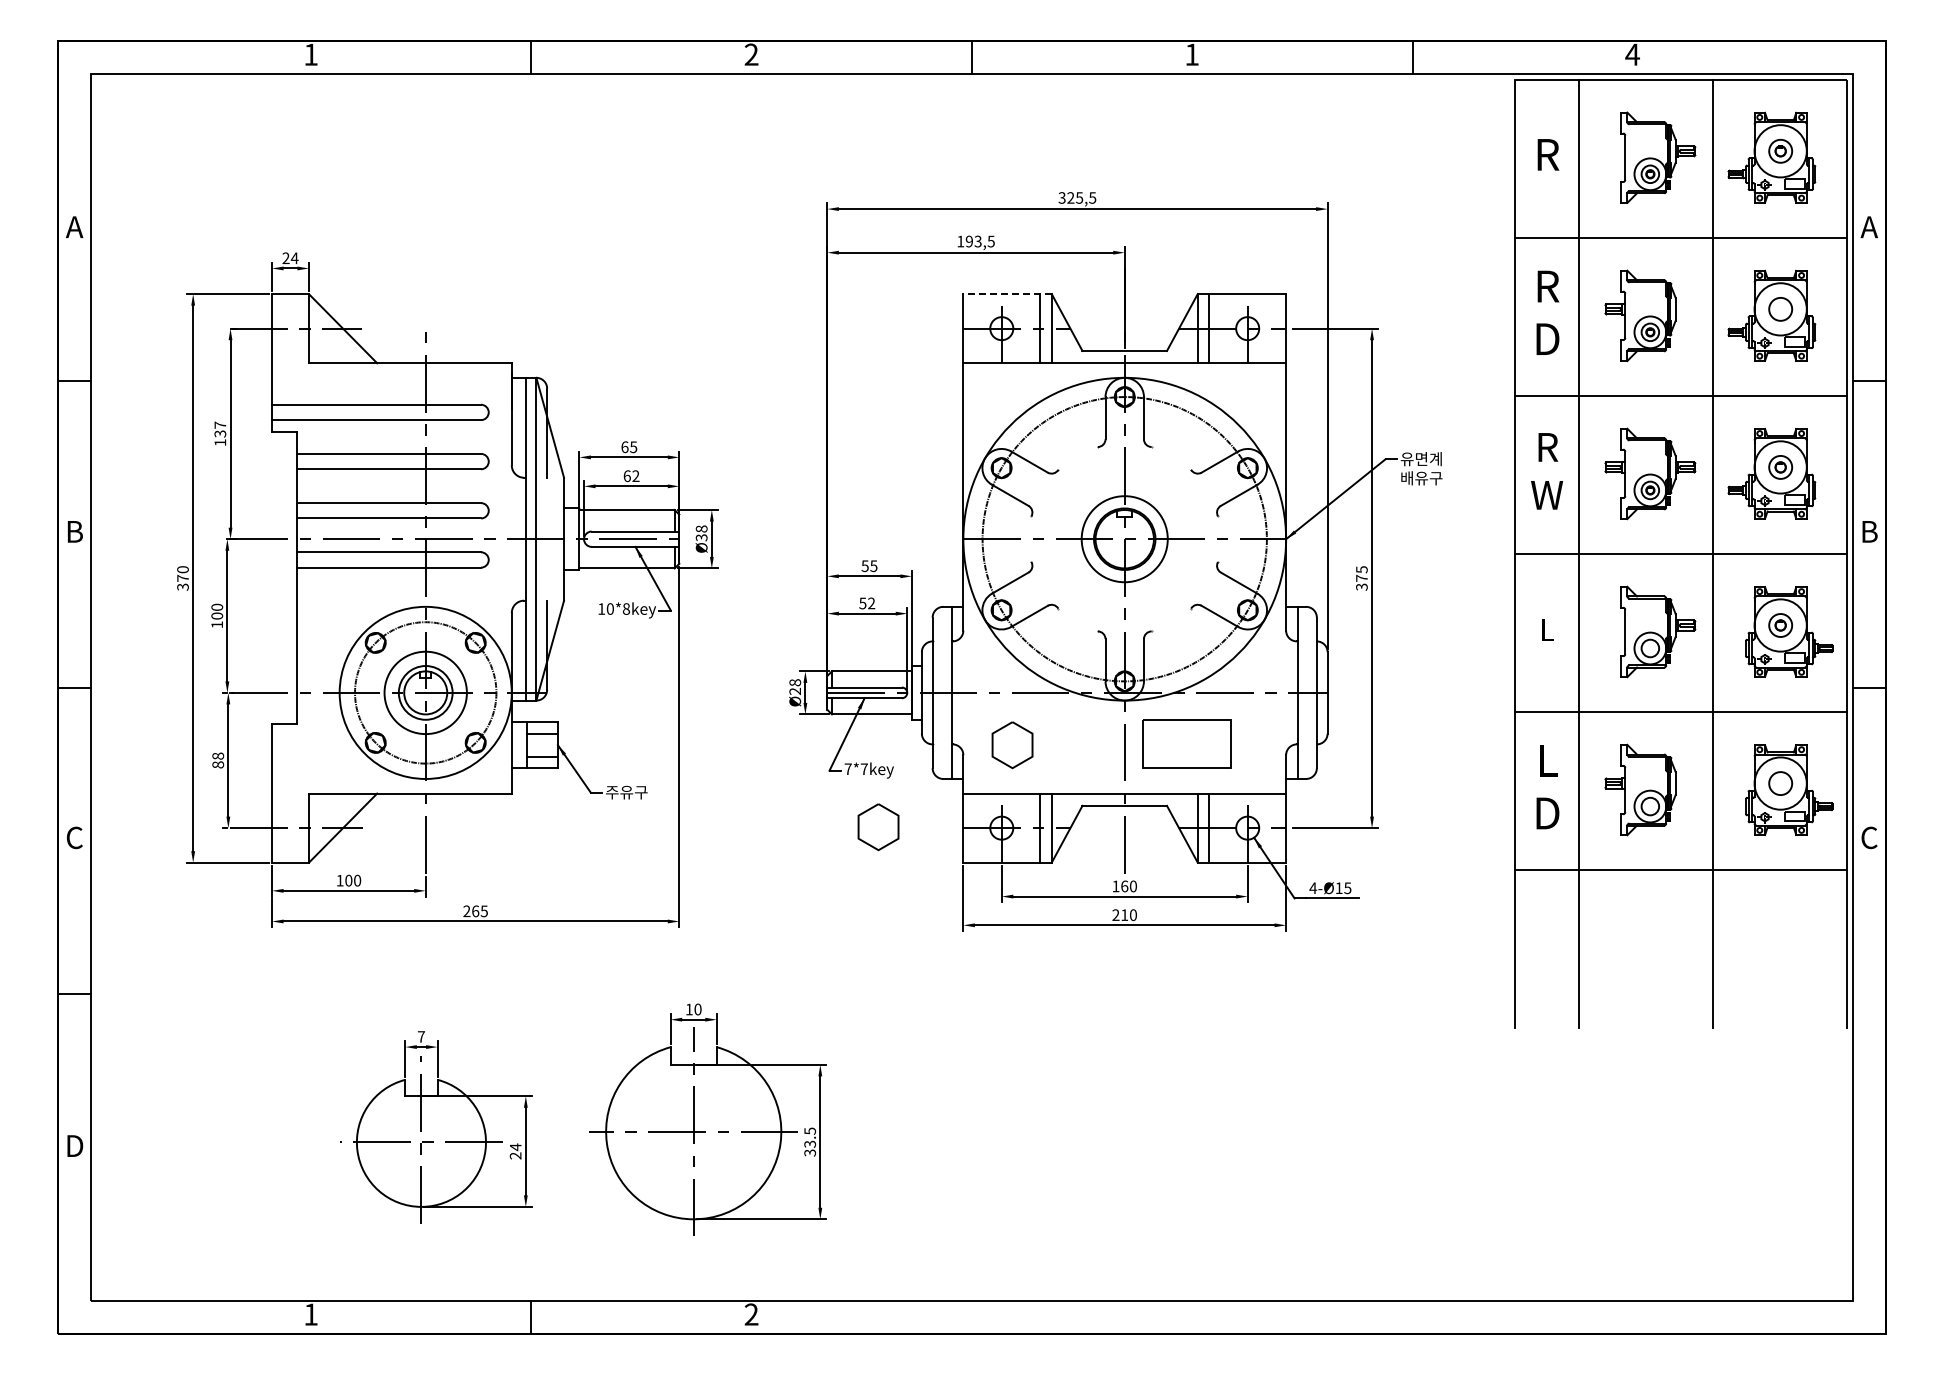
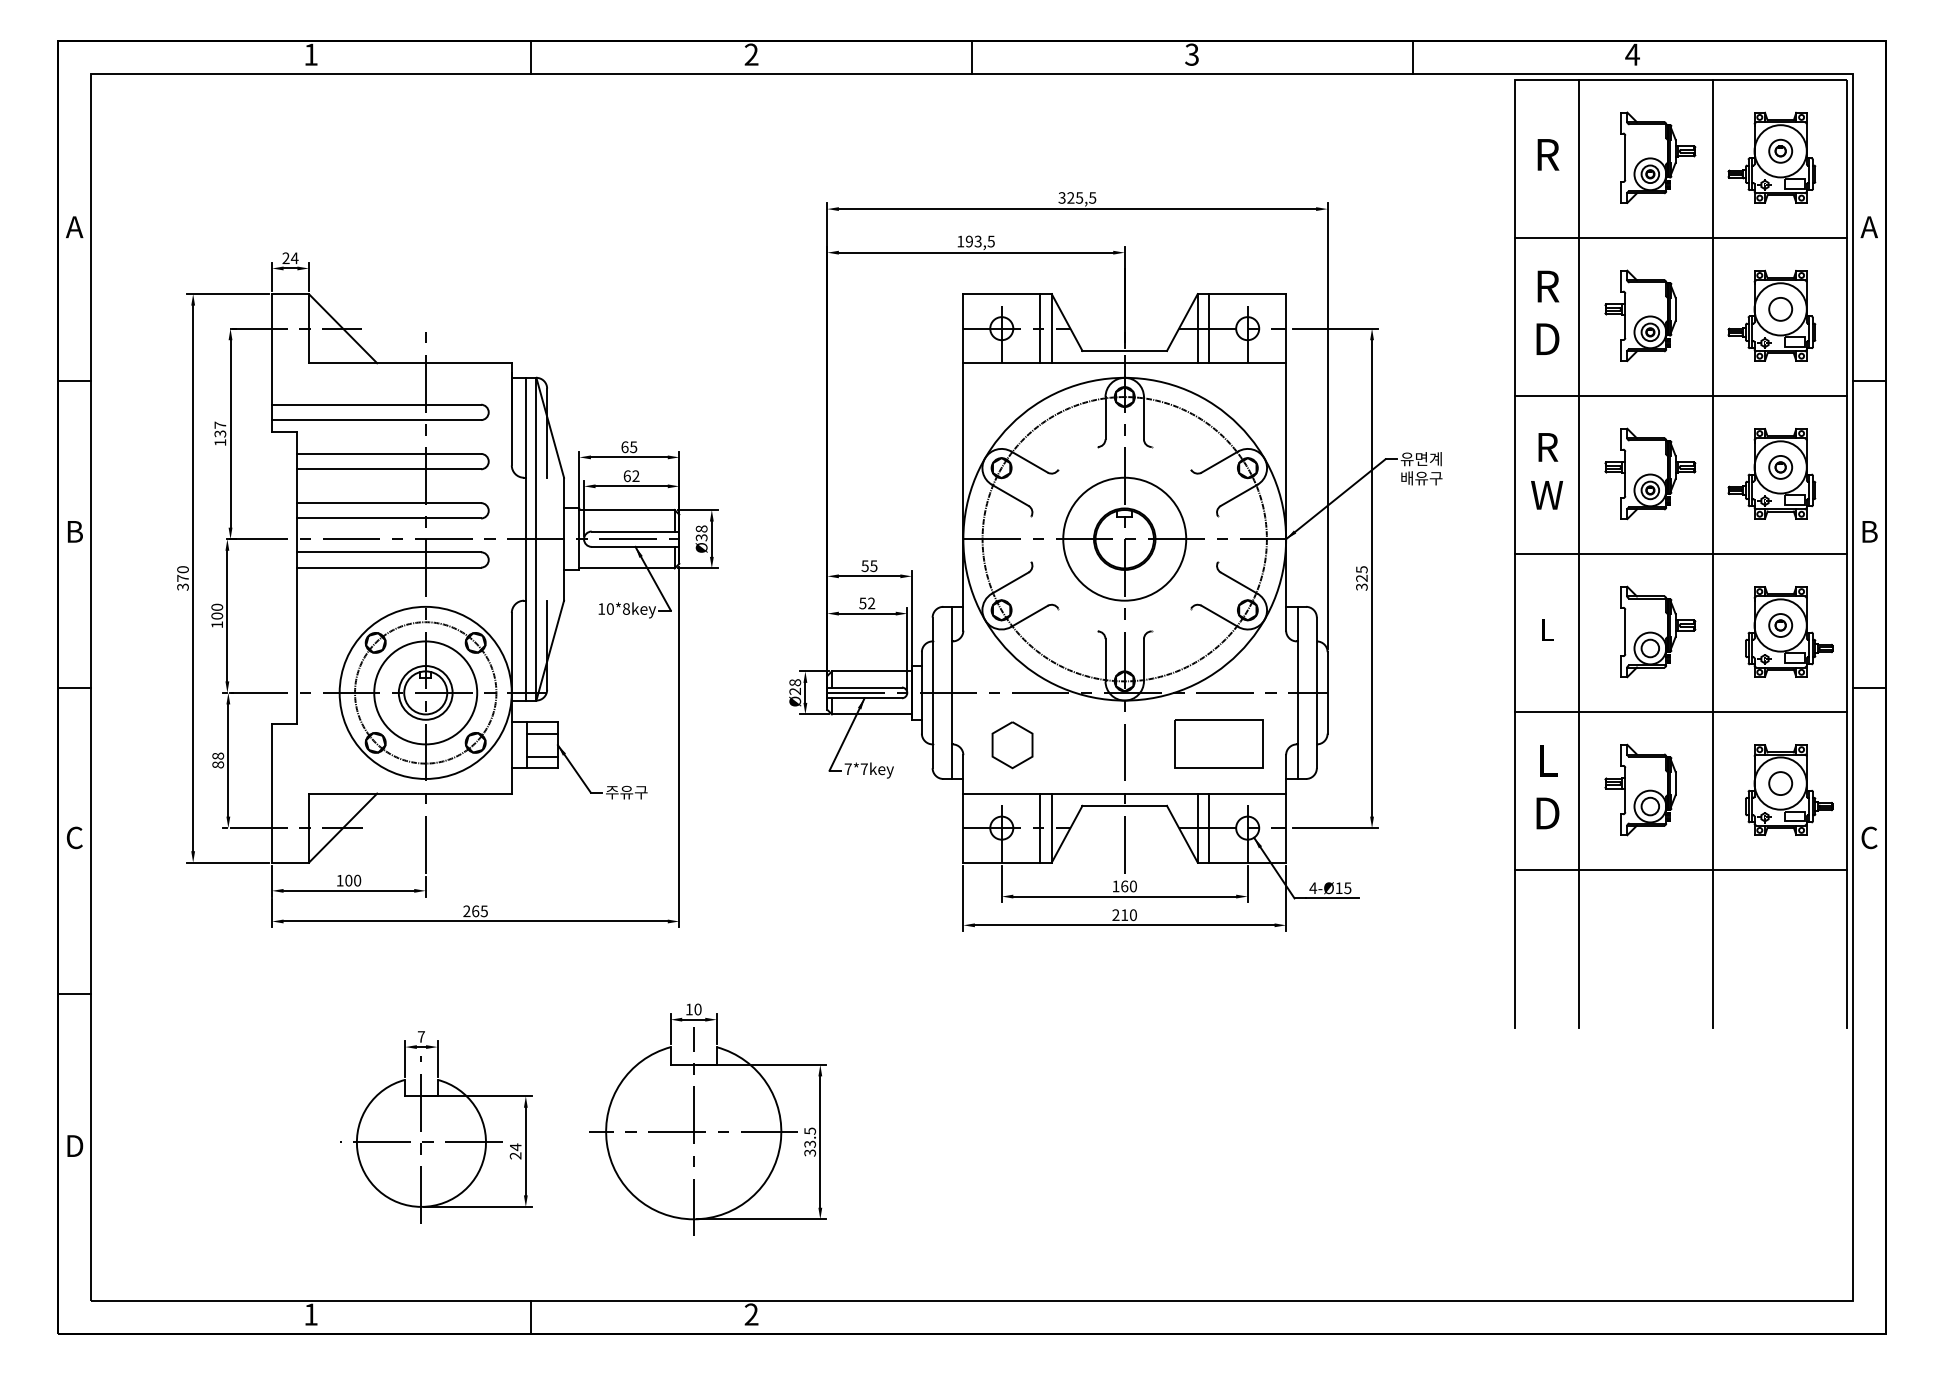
text: 1 -> 3 (1191, 54)
line: dashed -> solid (1007, 294)
circle diameter: 86 px -> 123 px (1124, 538)
text: 375 -> 325 (1361, 577)
circle diameter: 82 px -> 103 px (425, 692)
part position: (1186, 743) -> (1218, 743) (1218, 743)
part: present -> none (878, 827)
